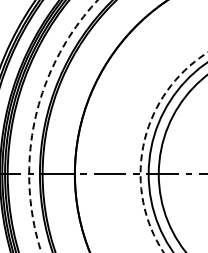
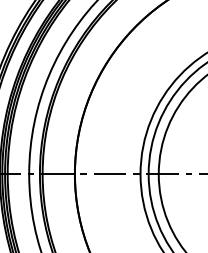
circle: dashed -> solid (63, 126)
arc: dashed -> solid (143, 144)
